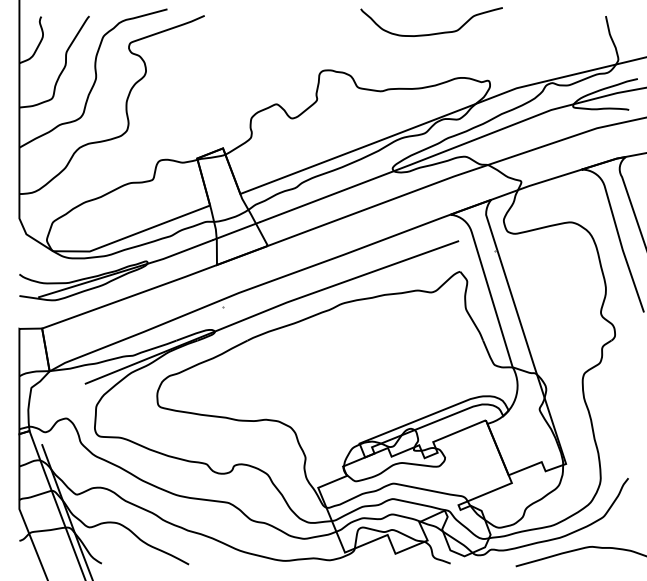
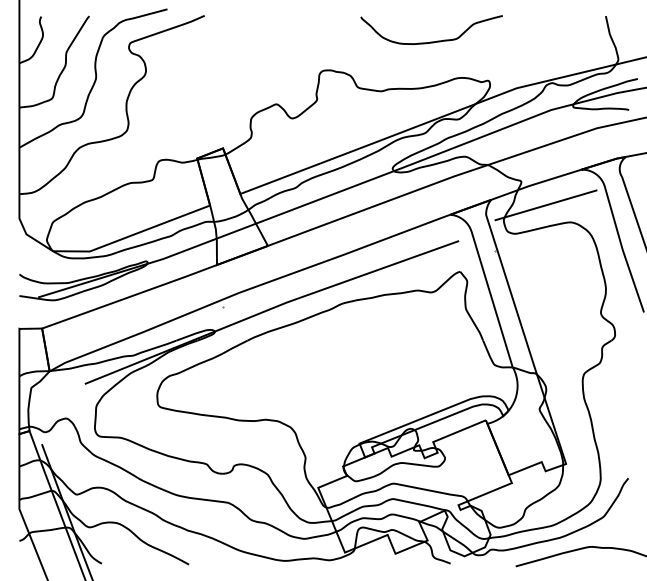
curve position: (431, 33) -> (431, 41) (431, 41)
line: none -> present (545, 205)
